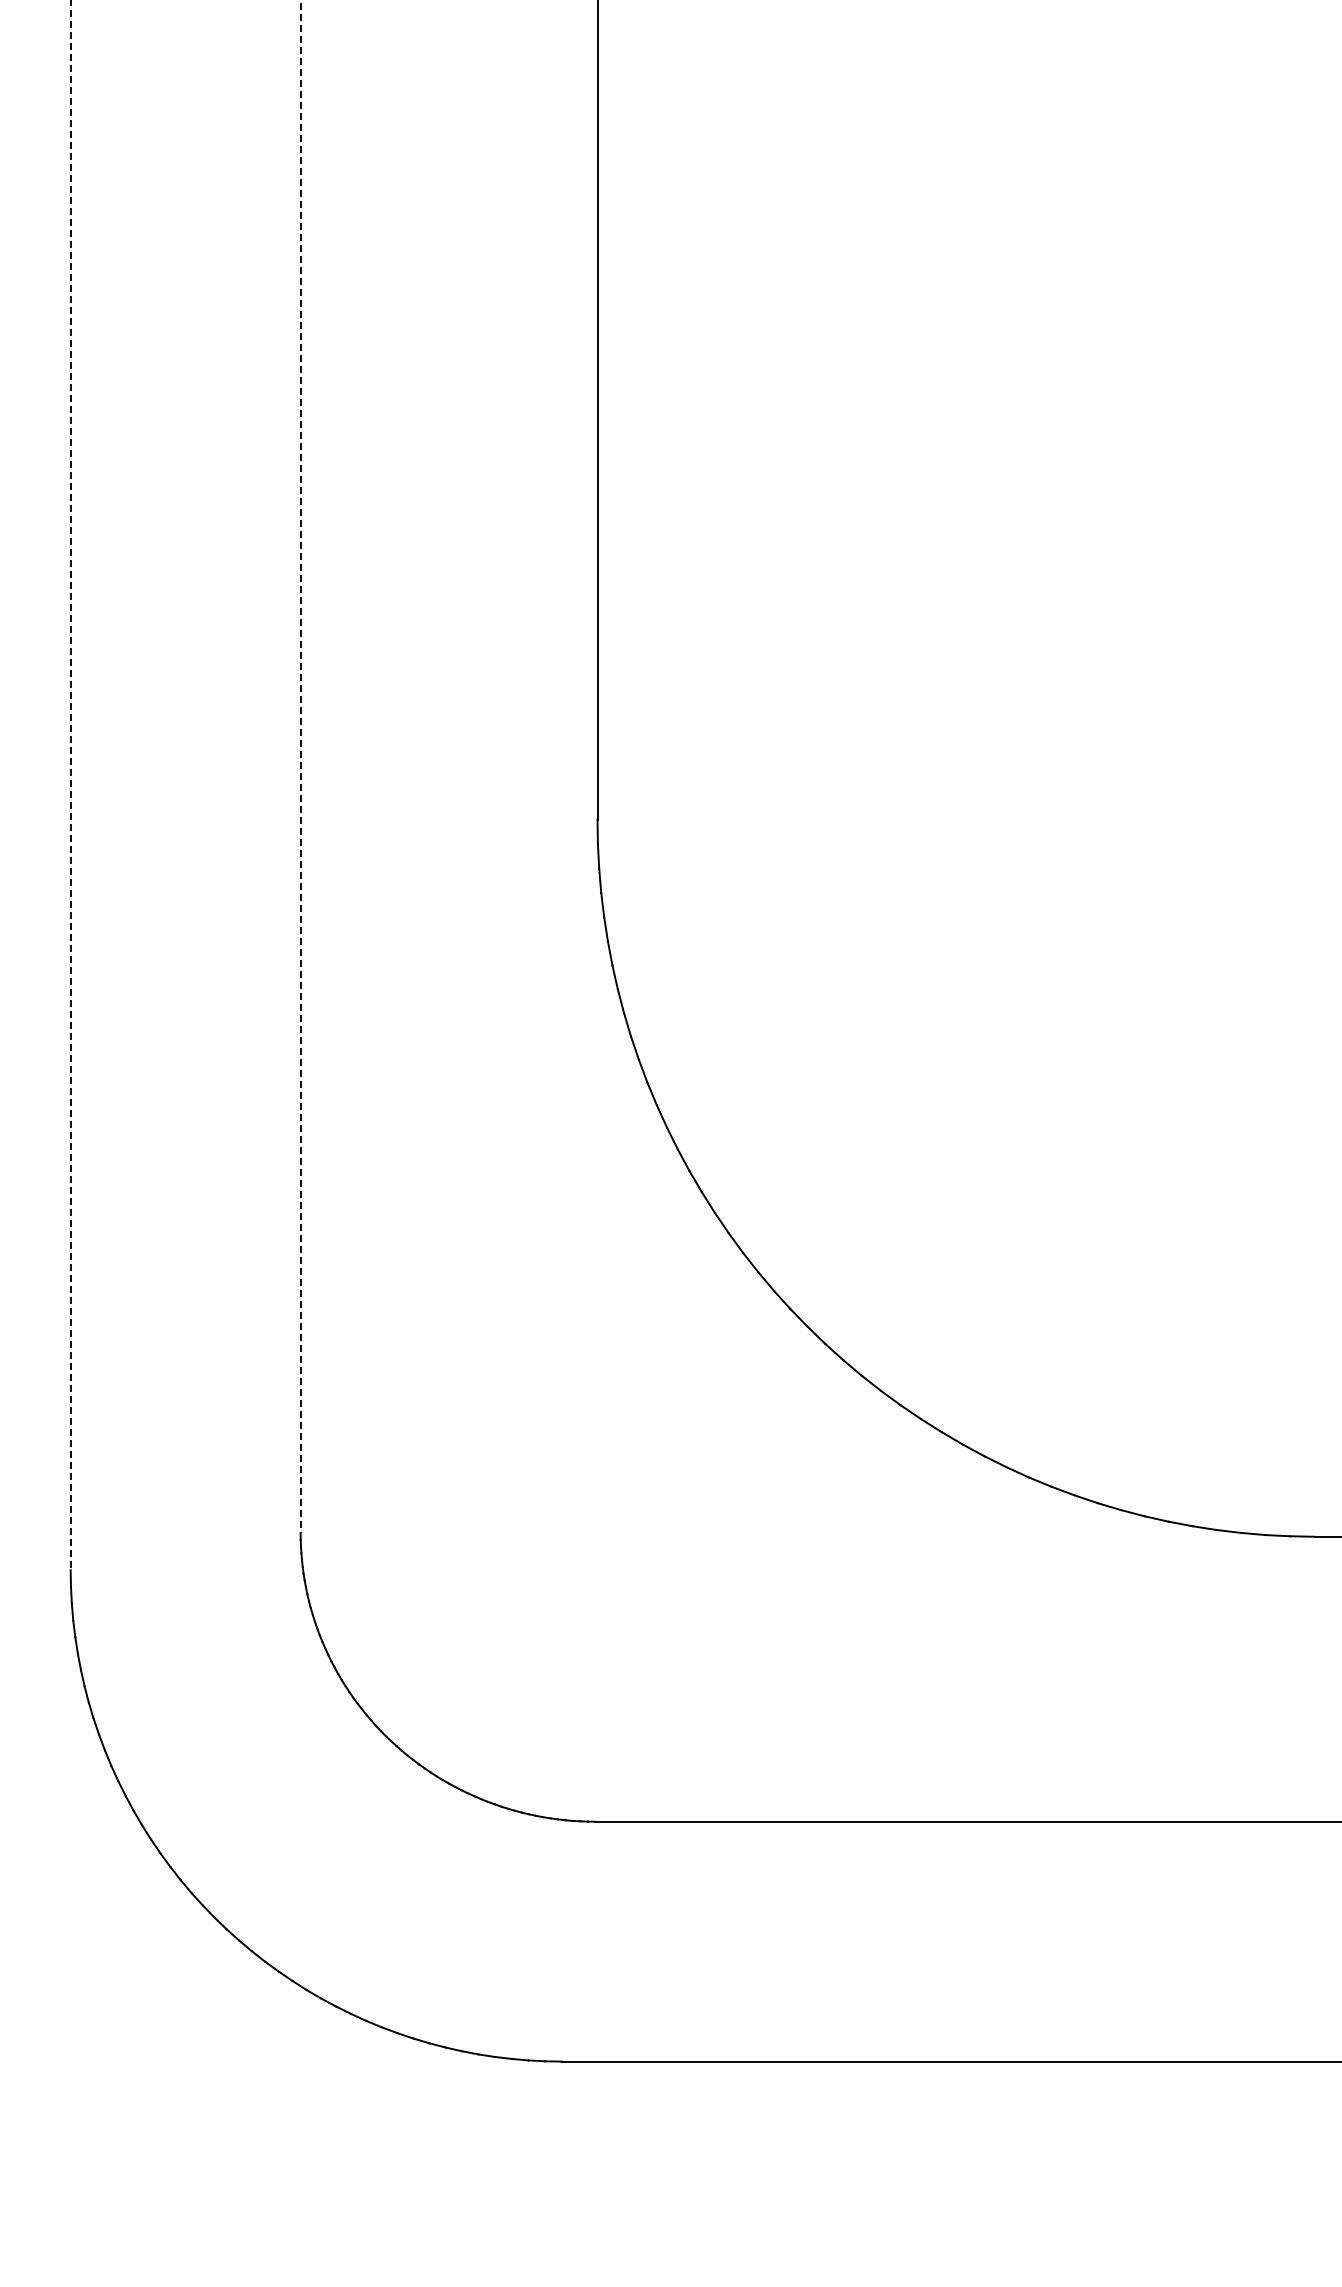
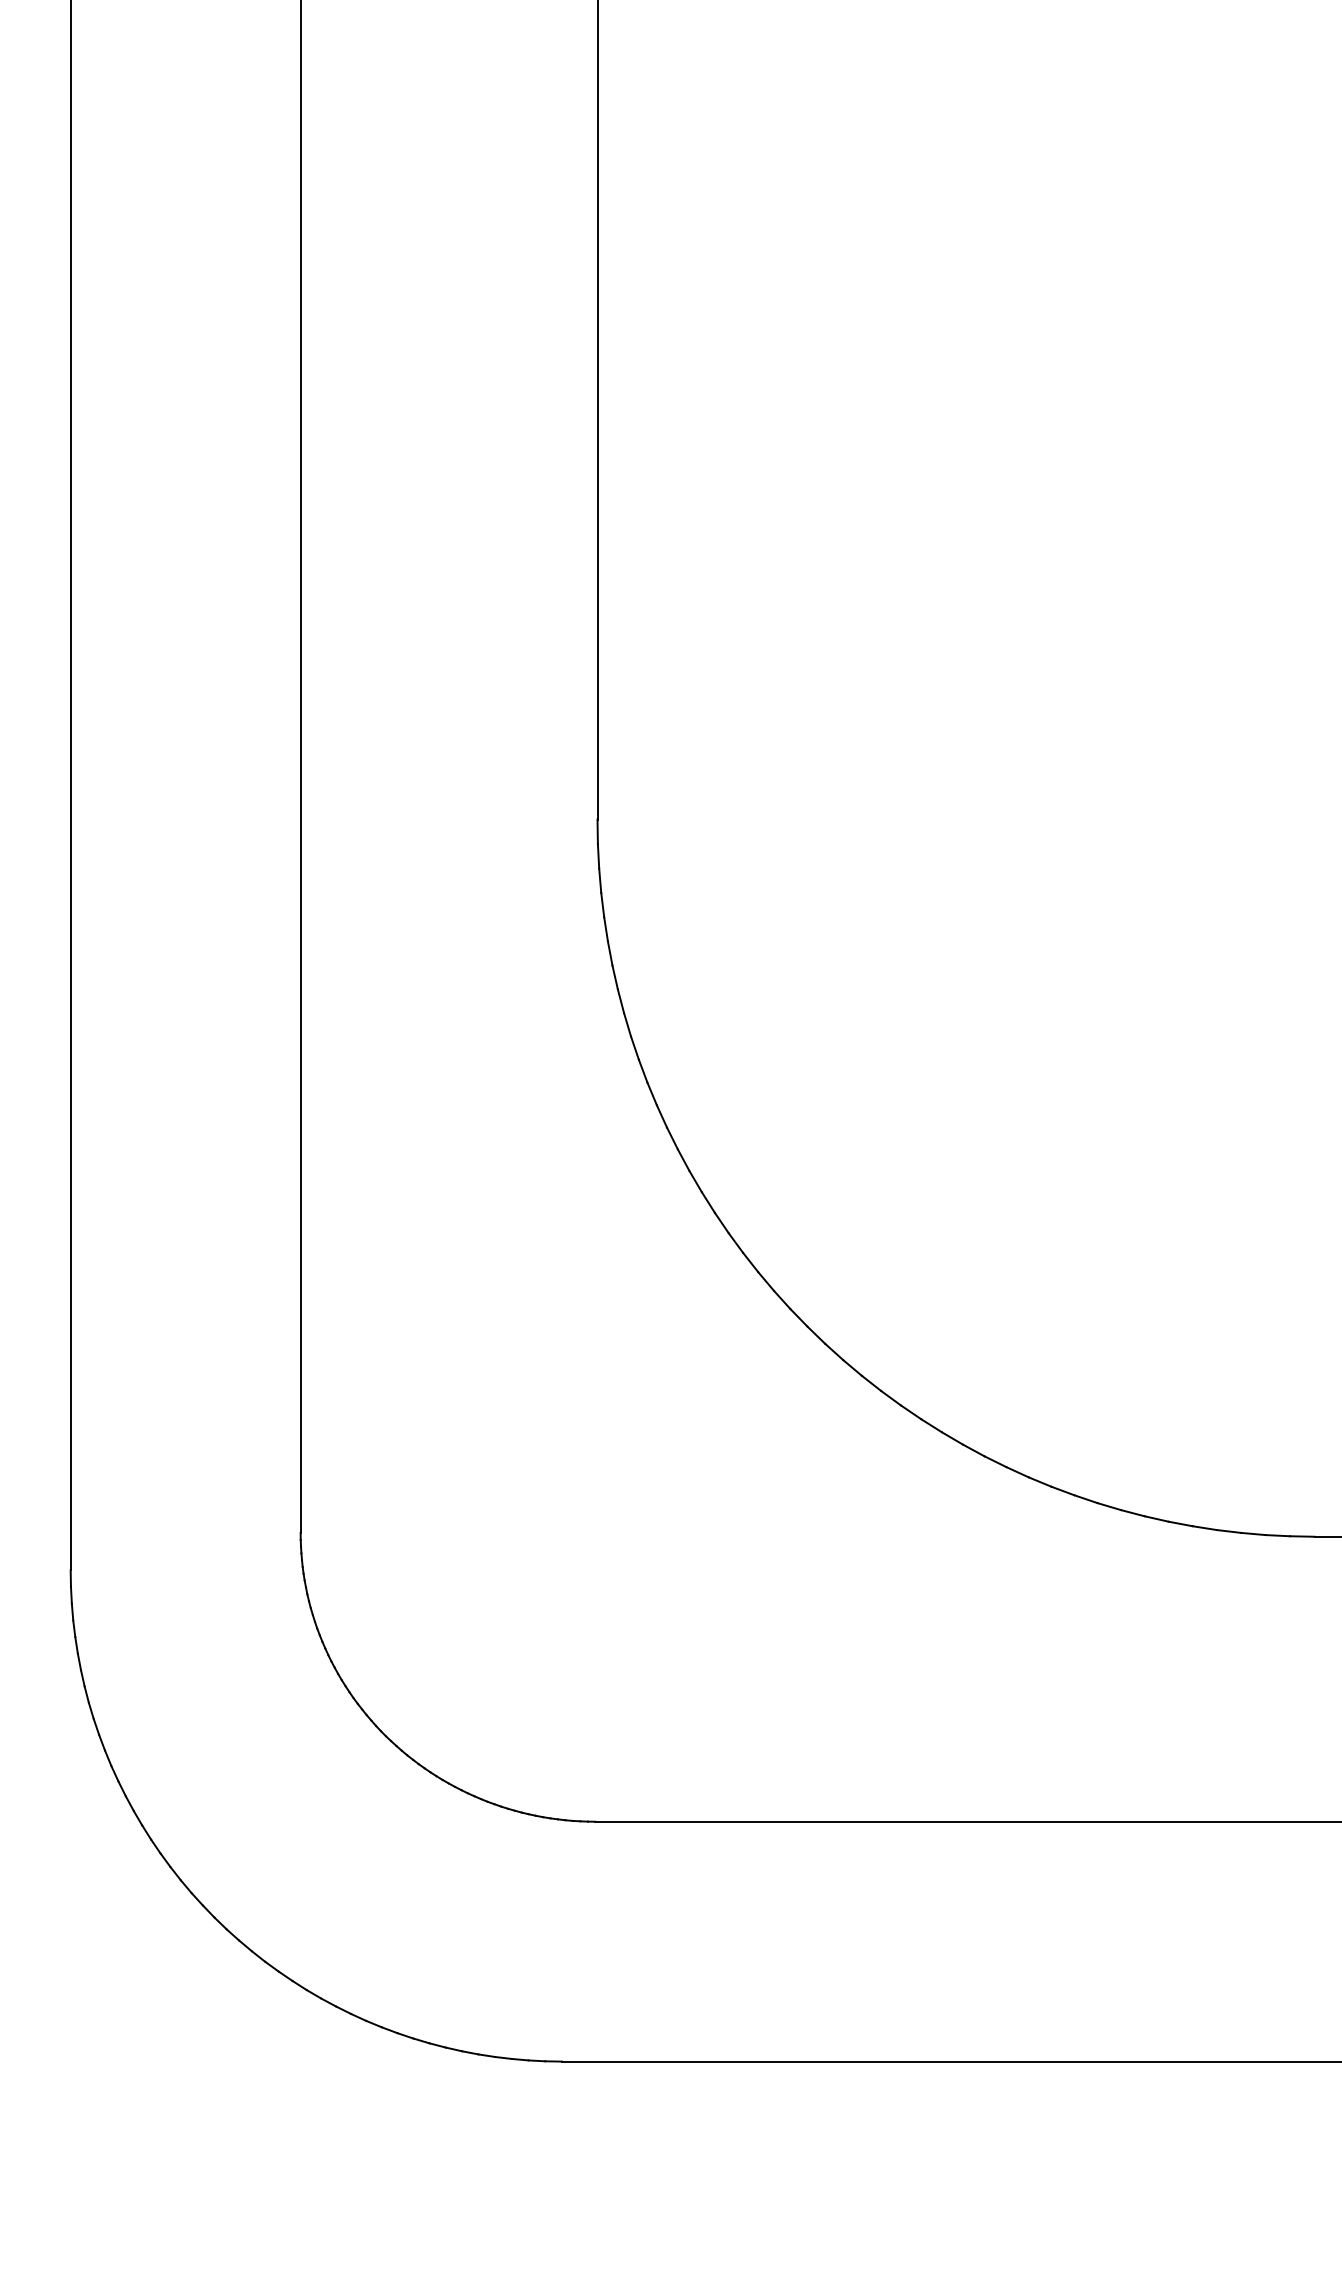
line: dashed -> solid (300, 767)
line: dashed -> solid (70, 785)
